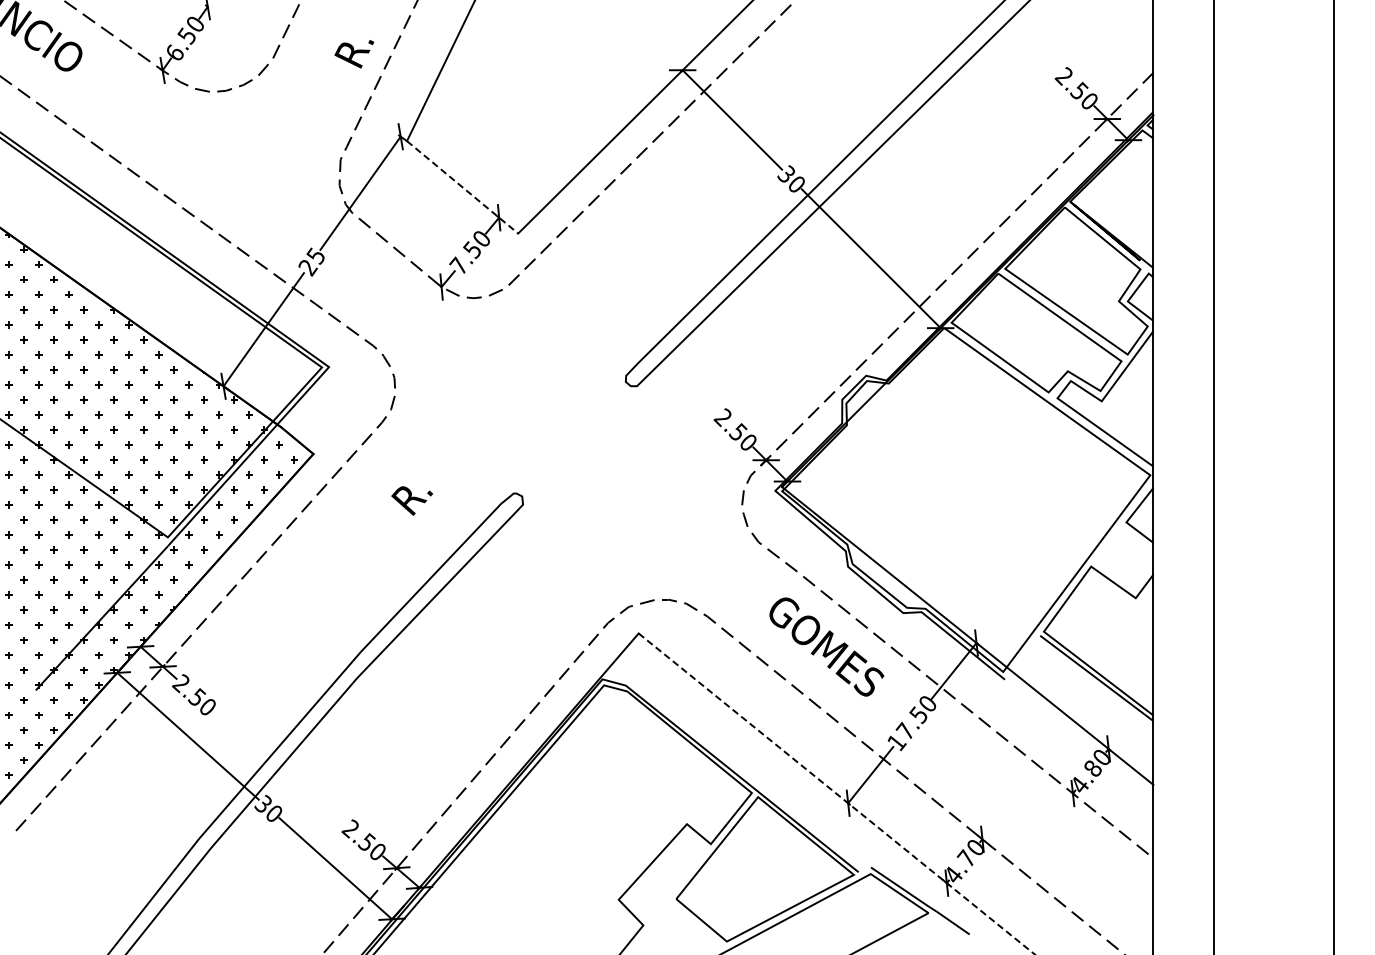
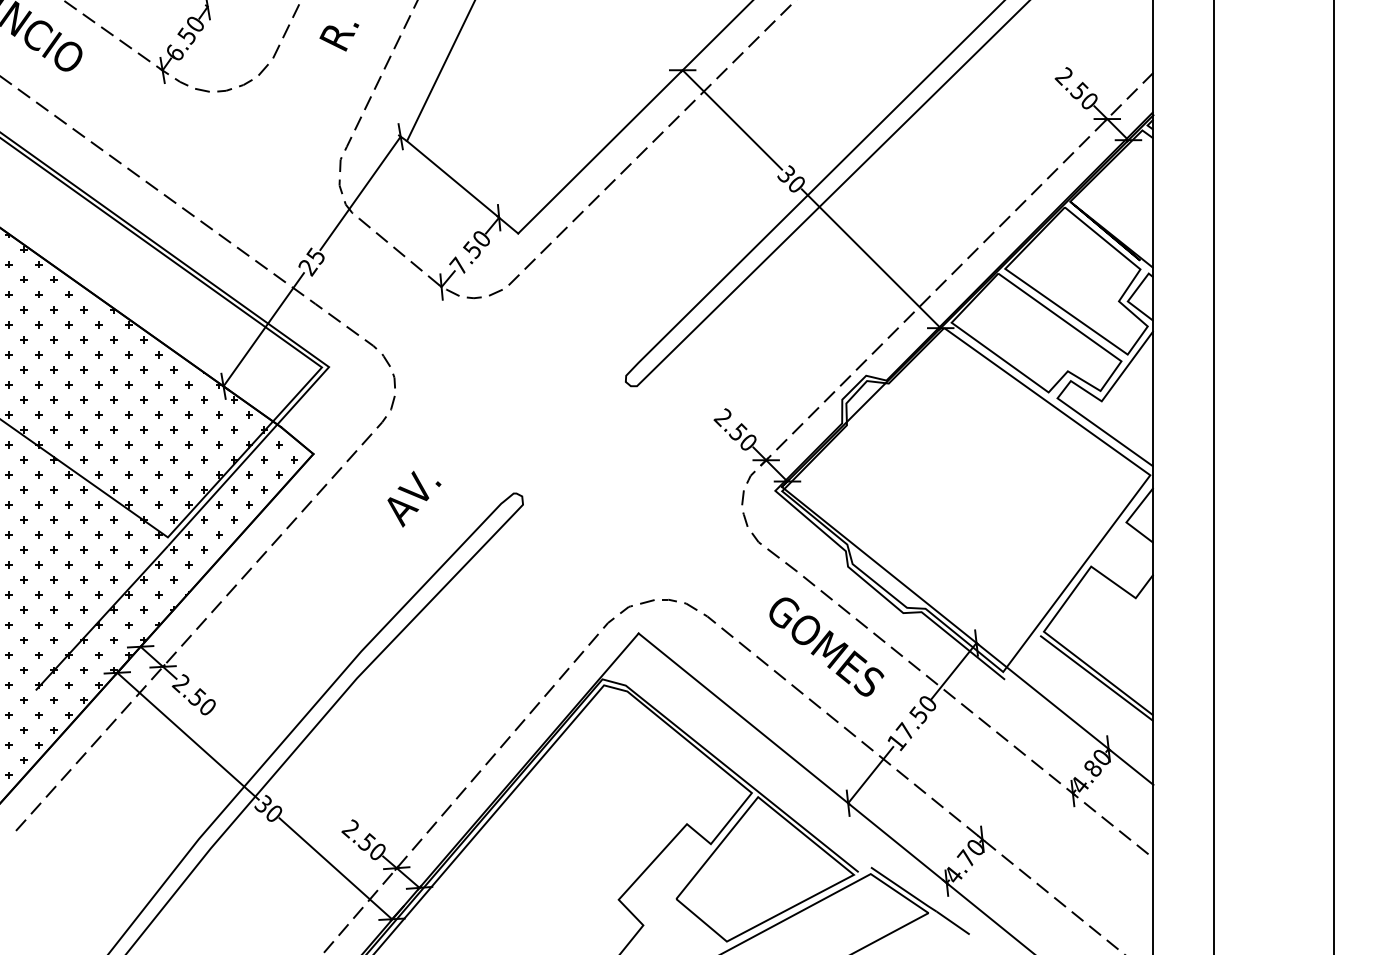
text position: (354, 54) -> (339, 37) (339, 37)
line: dashed -> solid (463, 187)
text: R. -> AV. (414, 498)
line: dashed -> solid (837, 794)
